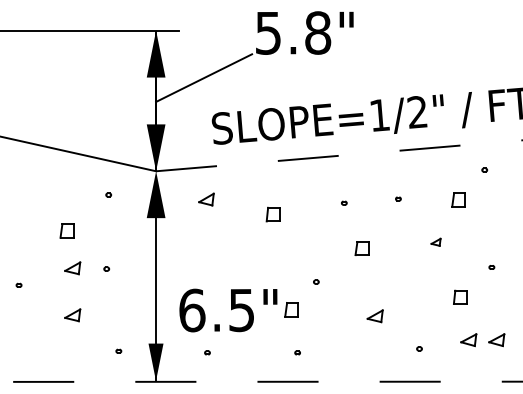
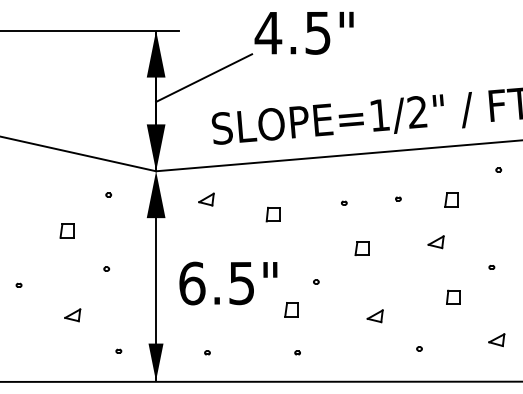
text: 5.8" -> 4.5" (292, 32)
line: dashed -> solid (339, 155)
part position: (484, 169) -> (498, 169) (498, 169)
part position: (458, 199) -> (451, 199) (451, 199)
part size: 12x10 px -> 18x15 px (435, 242)
part: present -> none (72, 268)
part position: (460, 296) -> (453, 296) (453, 296)
text position: (228, 310) -> (228, 283) (228, 283)
part: present -> none (468, 340)
line: dashed -> solid (262, 381)
